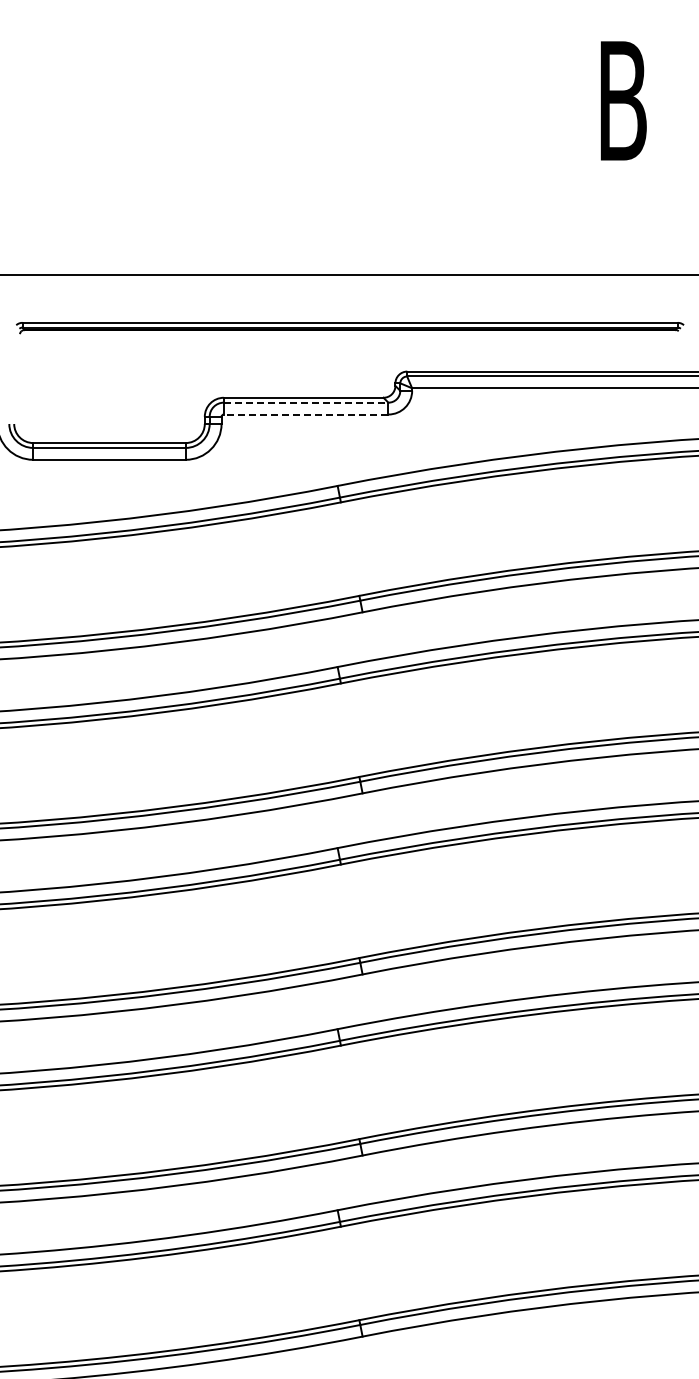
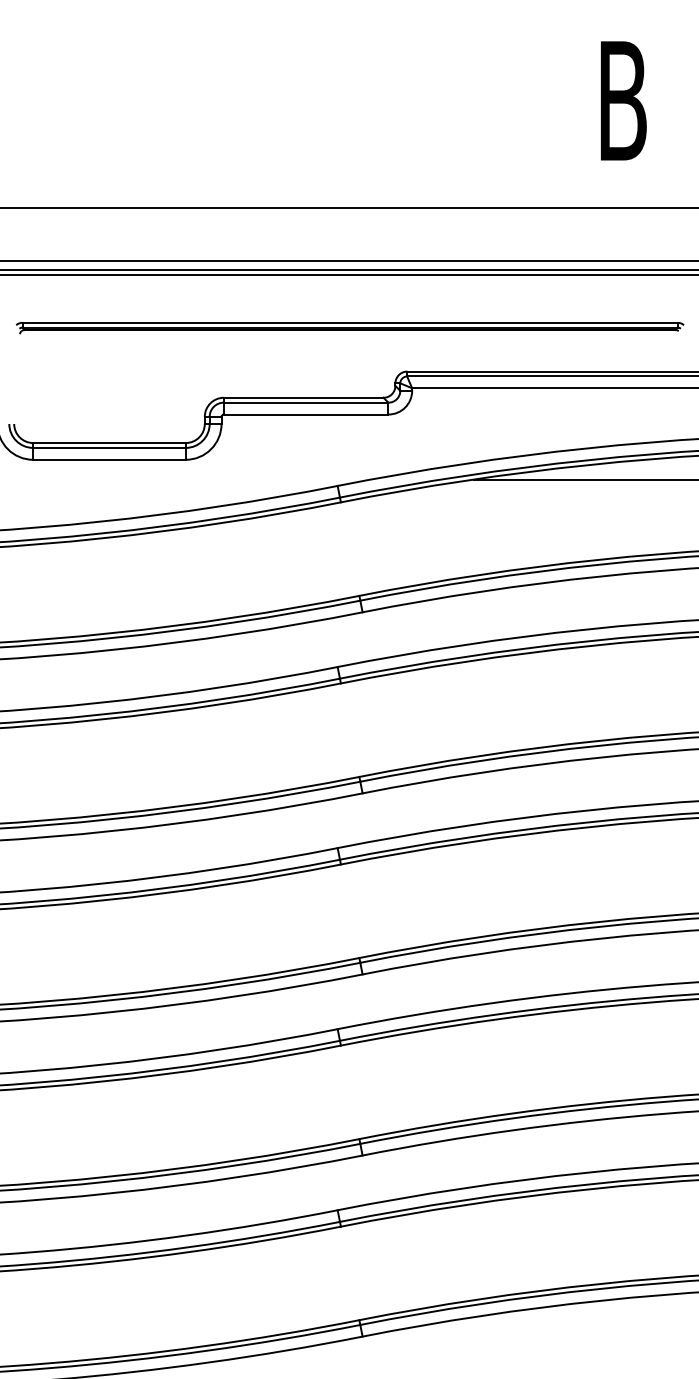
line: none -> present (348, 207)
line: none -> present (348, 260)
line: none -> present (348, 270)
line: dashed -> solid (306, 402)
line: dashed -> solid (305, 414)
line: none -> present (584, 479)
